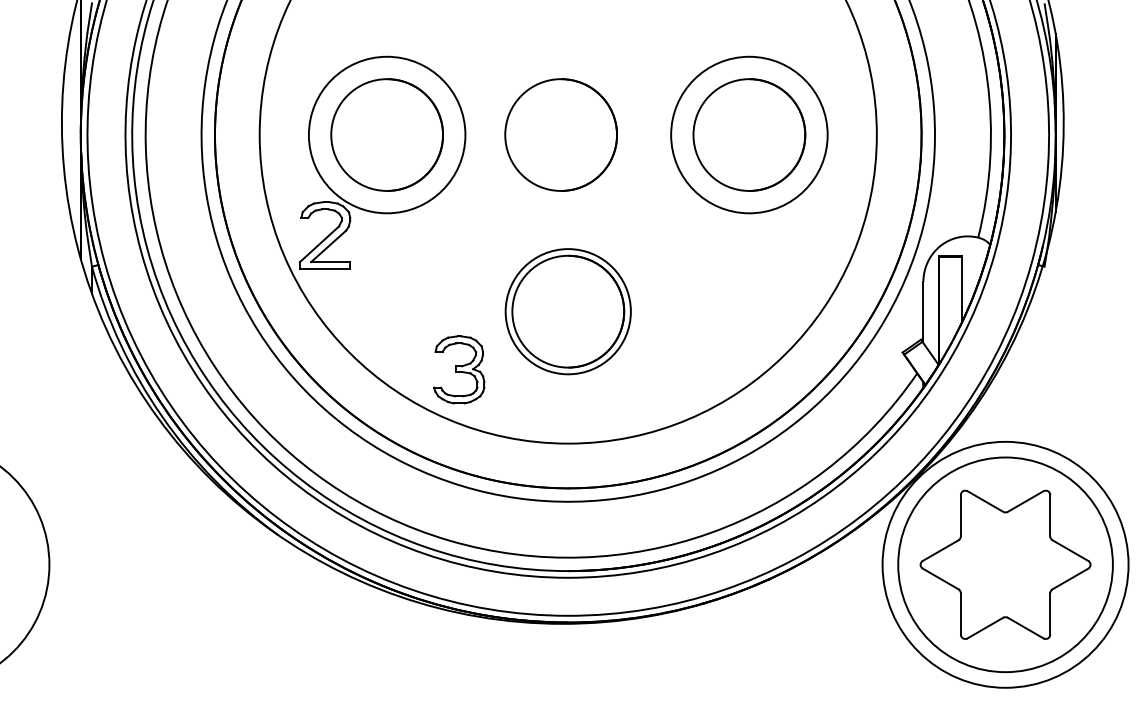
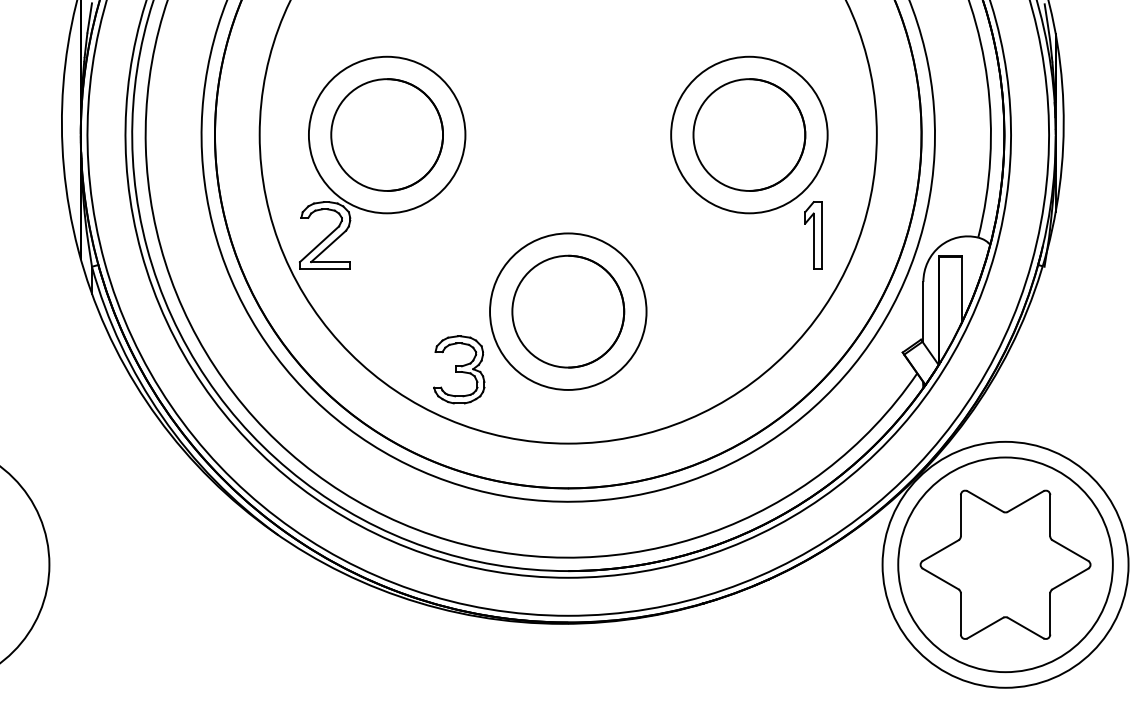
circle: present -> none (560, 134)
part: none -> present (813, 235)
circle diameter: 125 px -> 157 px (568, 311)
